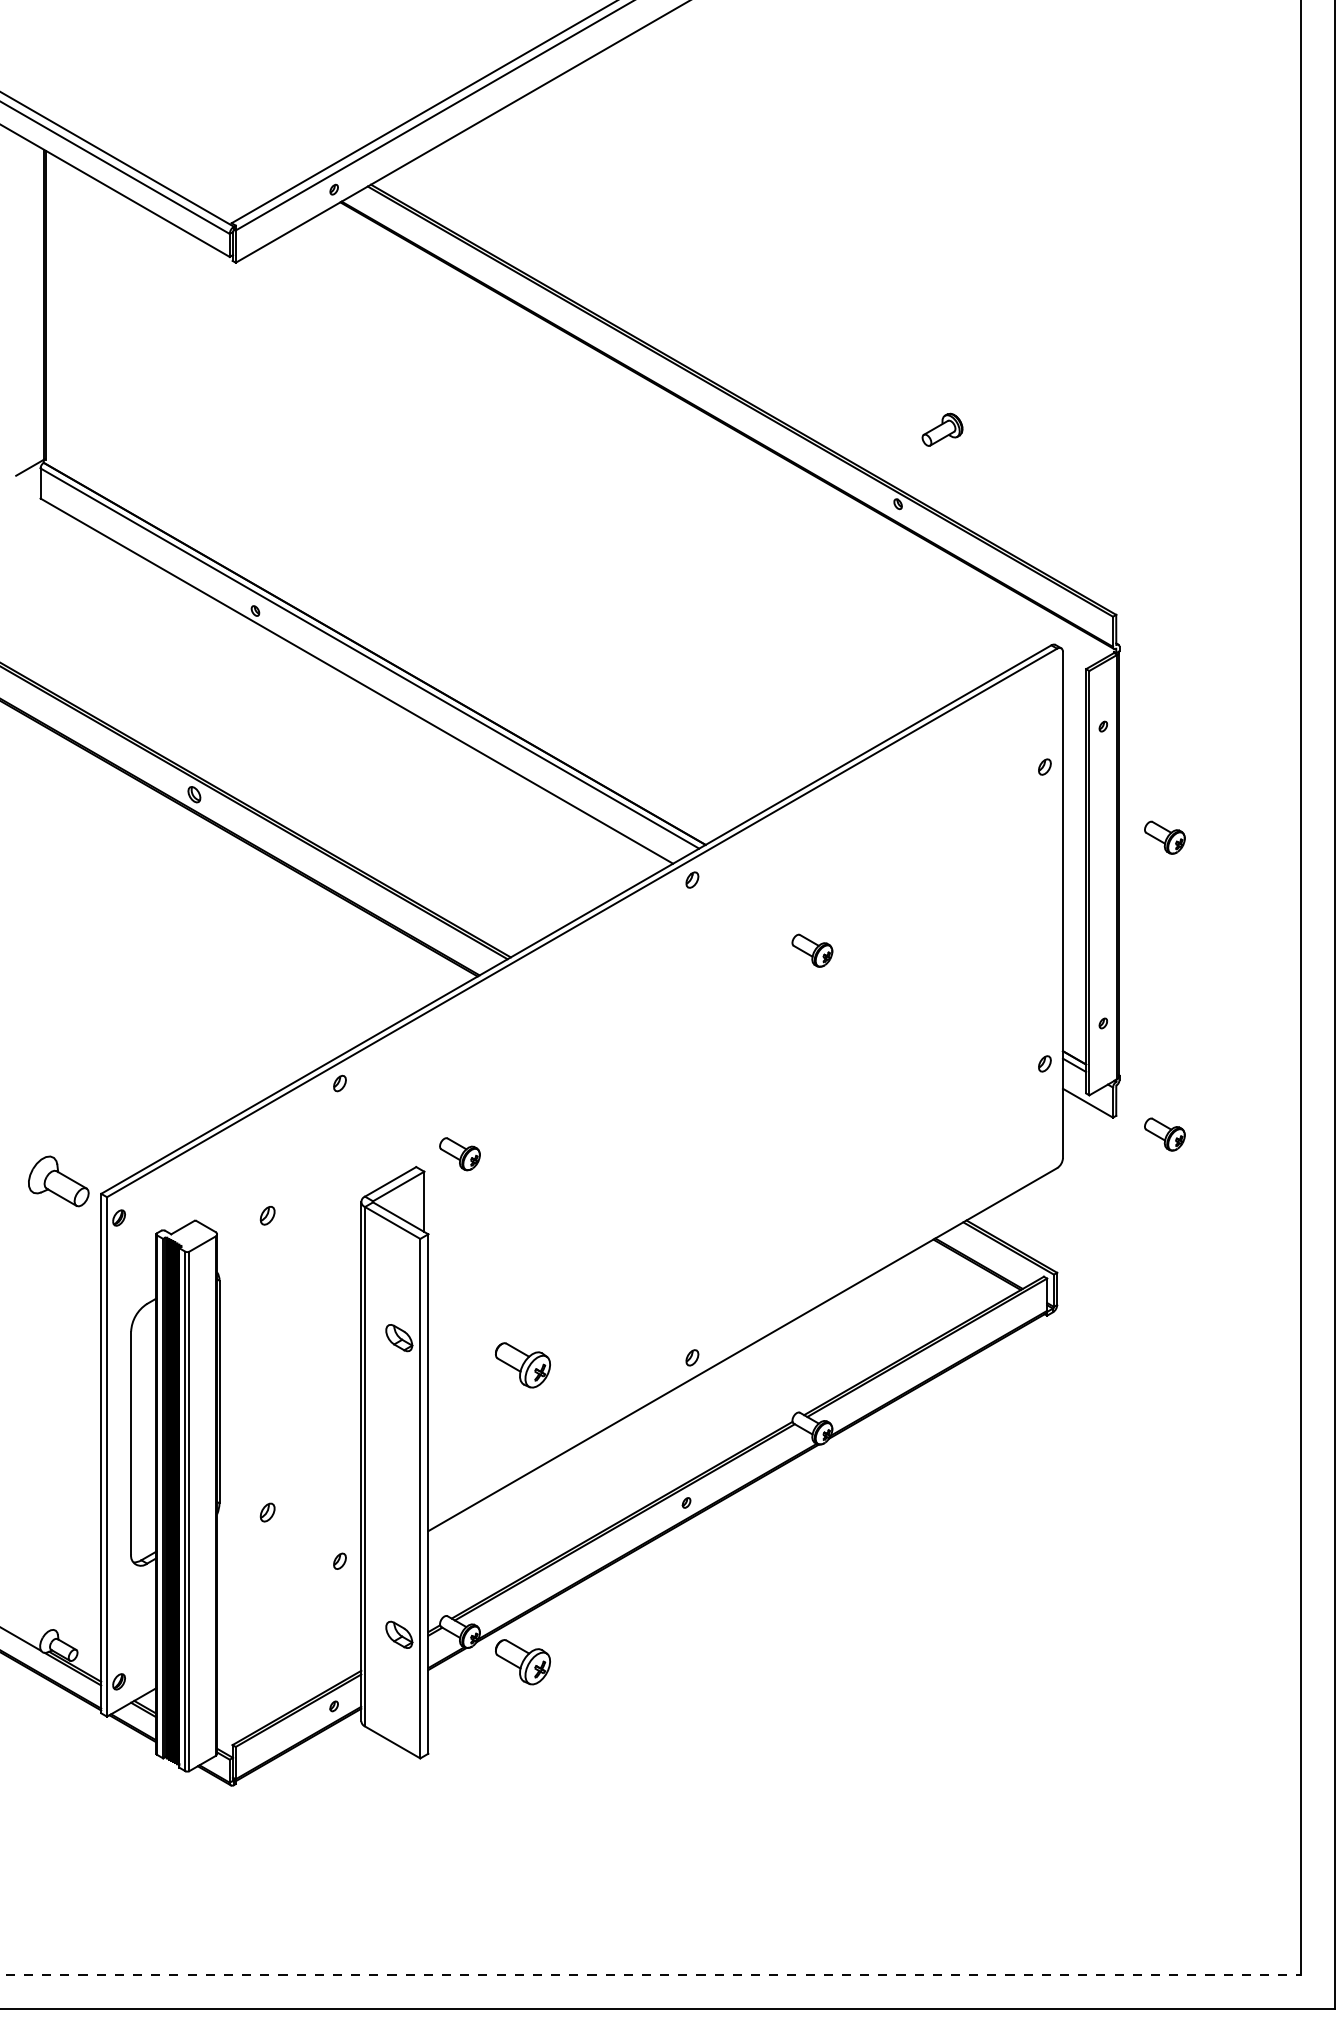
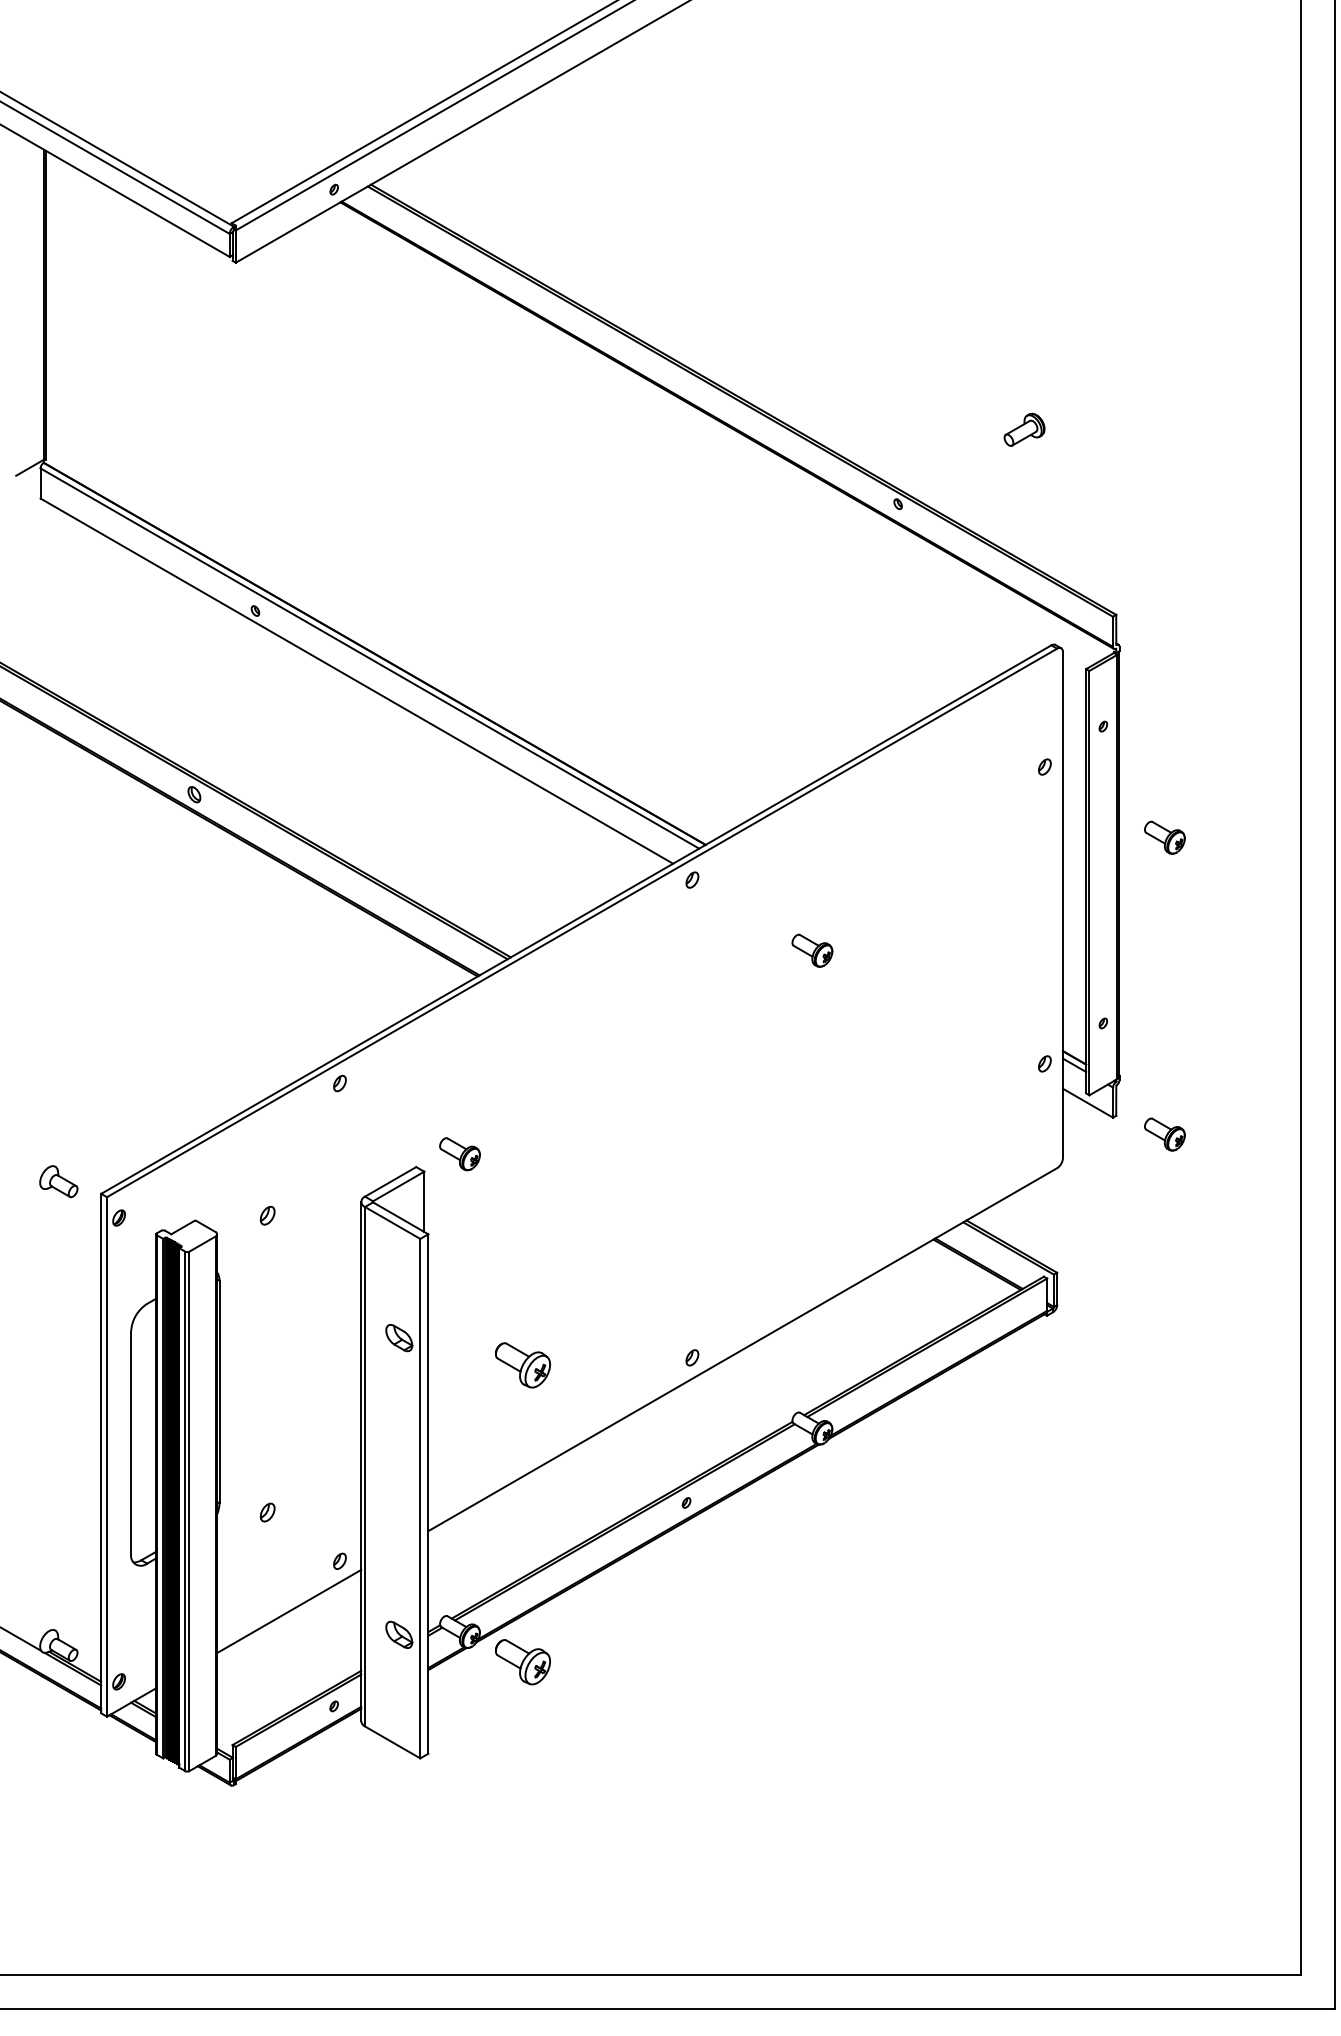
part position: (942, 429) -> (1024, 429) (1024, 429)
part size: 62x53 px -> 40x34 px (58, 1181)
line: none -> present (289, 1611)
line: dashed -> solid (651, 1974)
